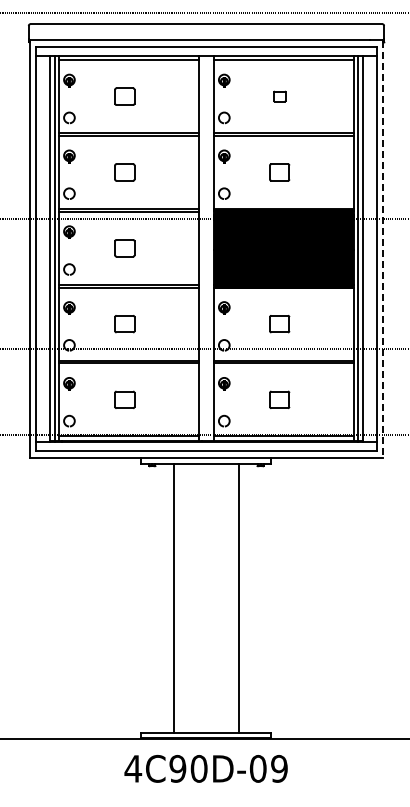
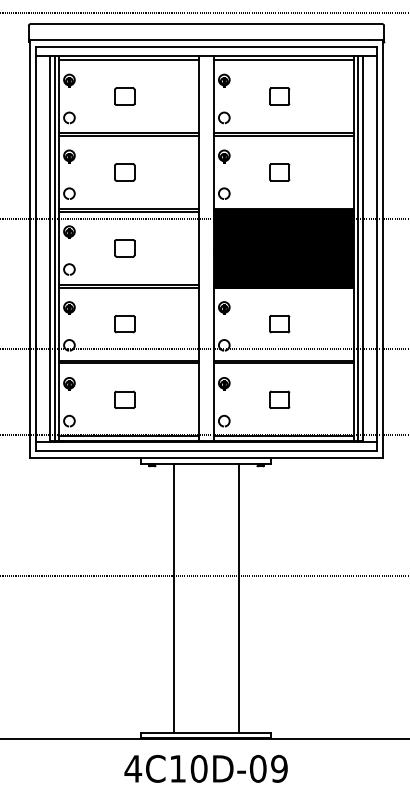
part size: 14x13 px -> 22x19 px (279, 96)
line: dashed -> solid (383, 249)
line: none -> present (204, 576)
text: 4C90D-09 -> 4C10D-09 (177, 768)
